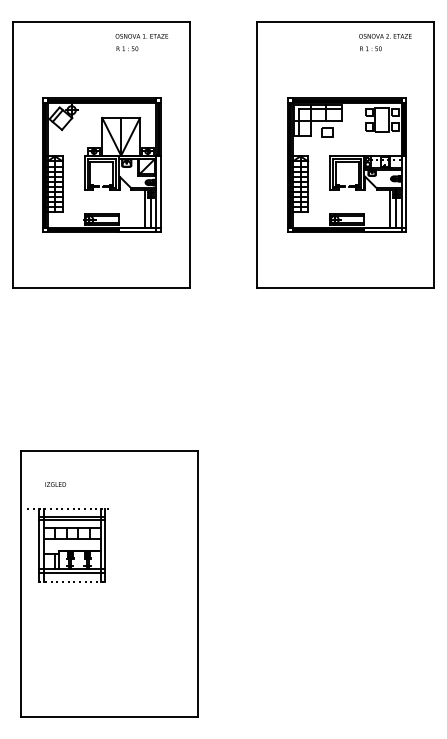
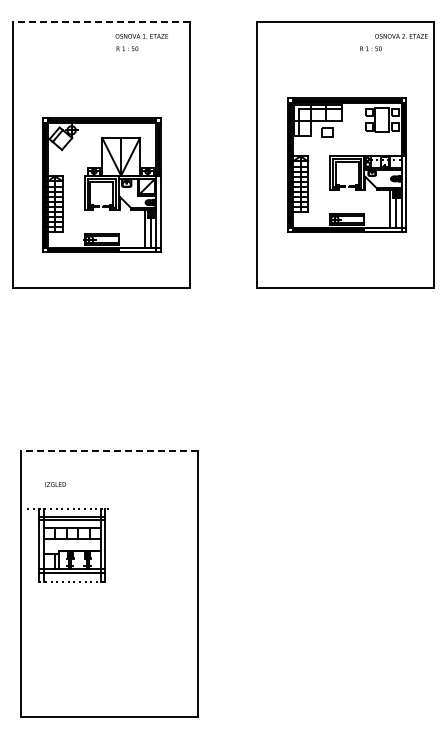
line: solid -> dashed (101, 22)
text position: (385, 36) -> (401, 36) (401, 36)
part position: (101, 164) -> (101, 184) (101, 184)
line: solid -> dashed (109, 451)
